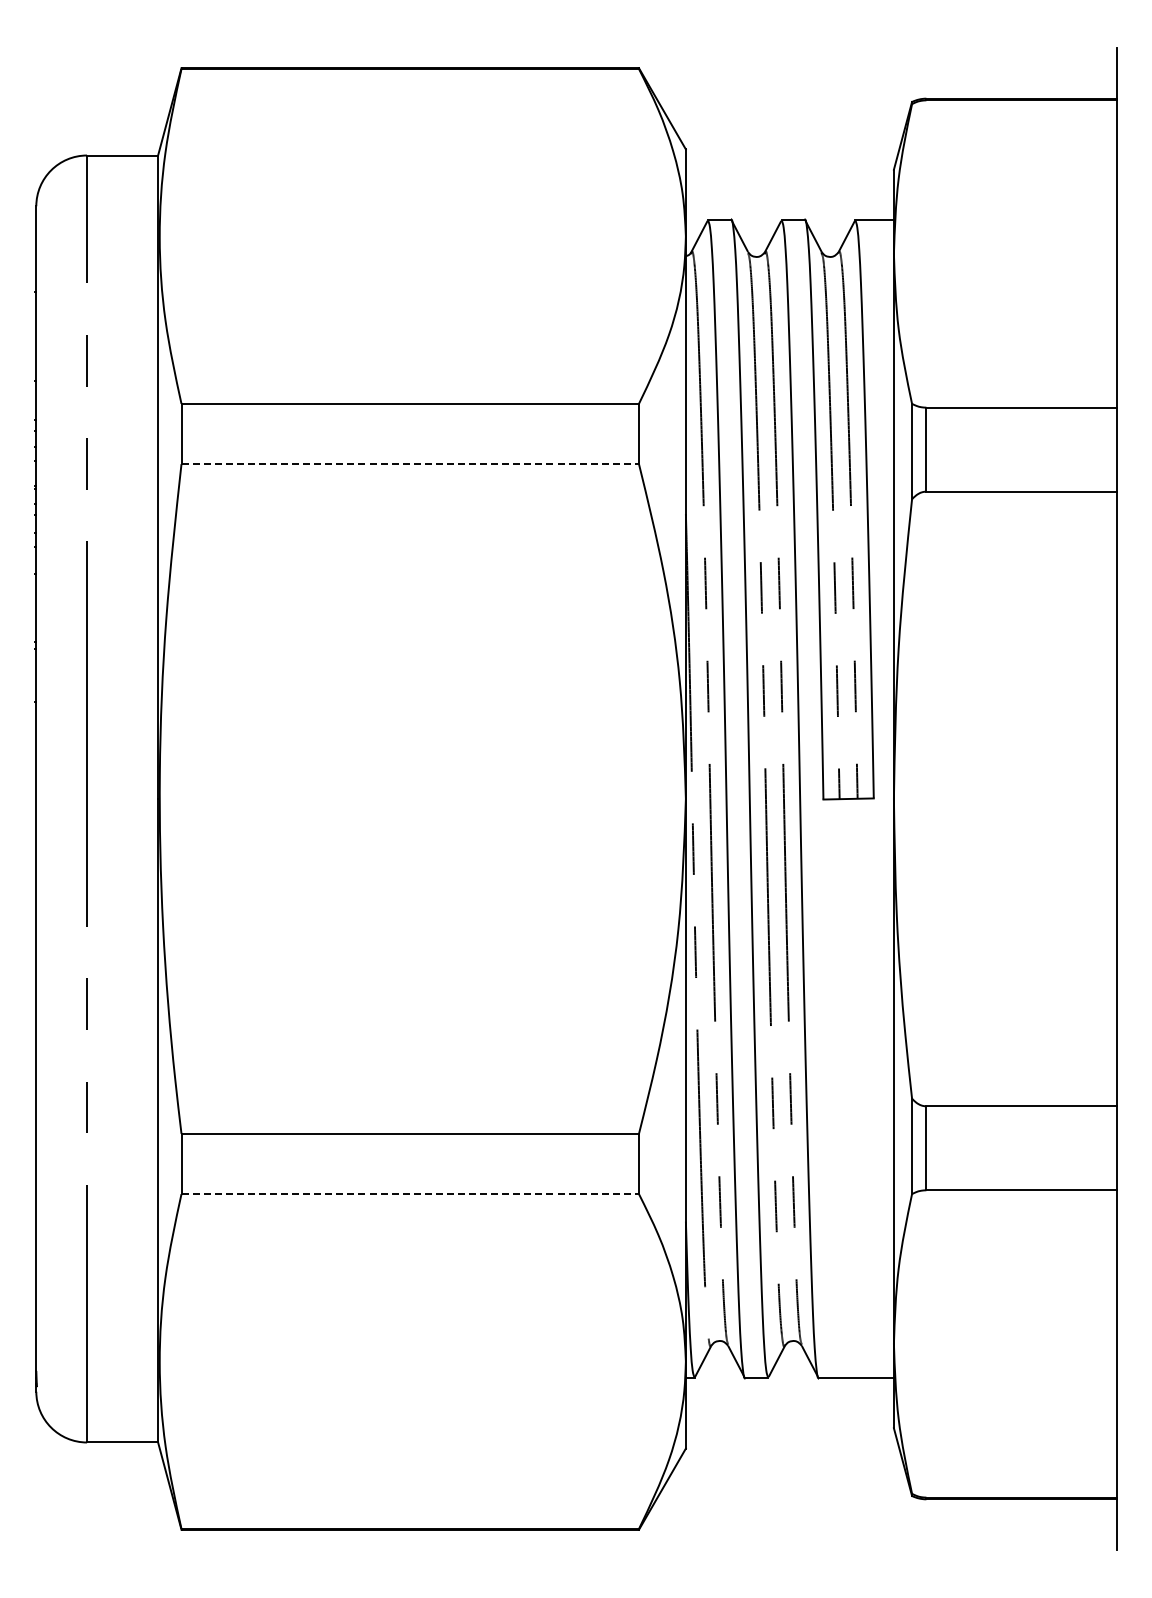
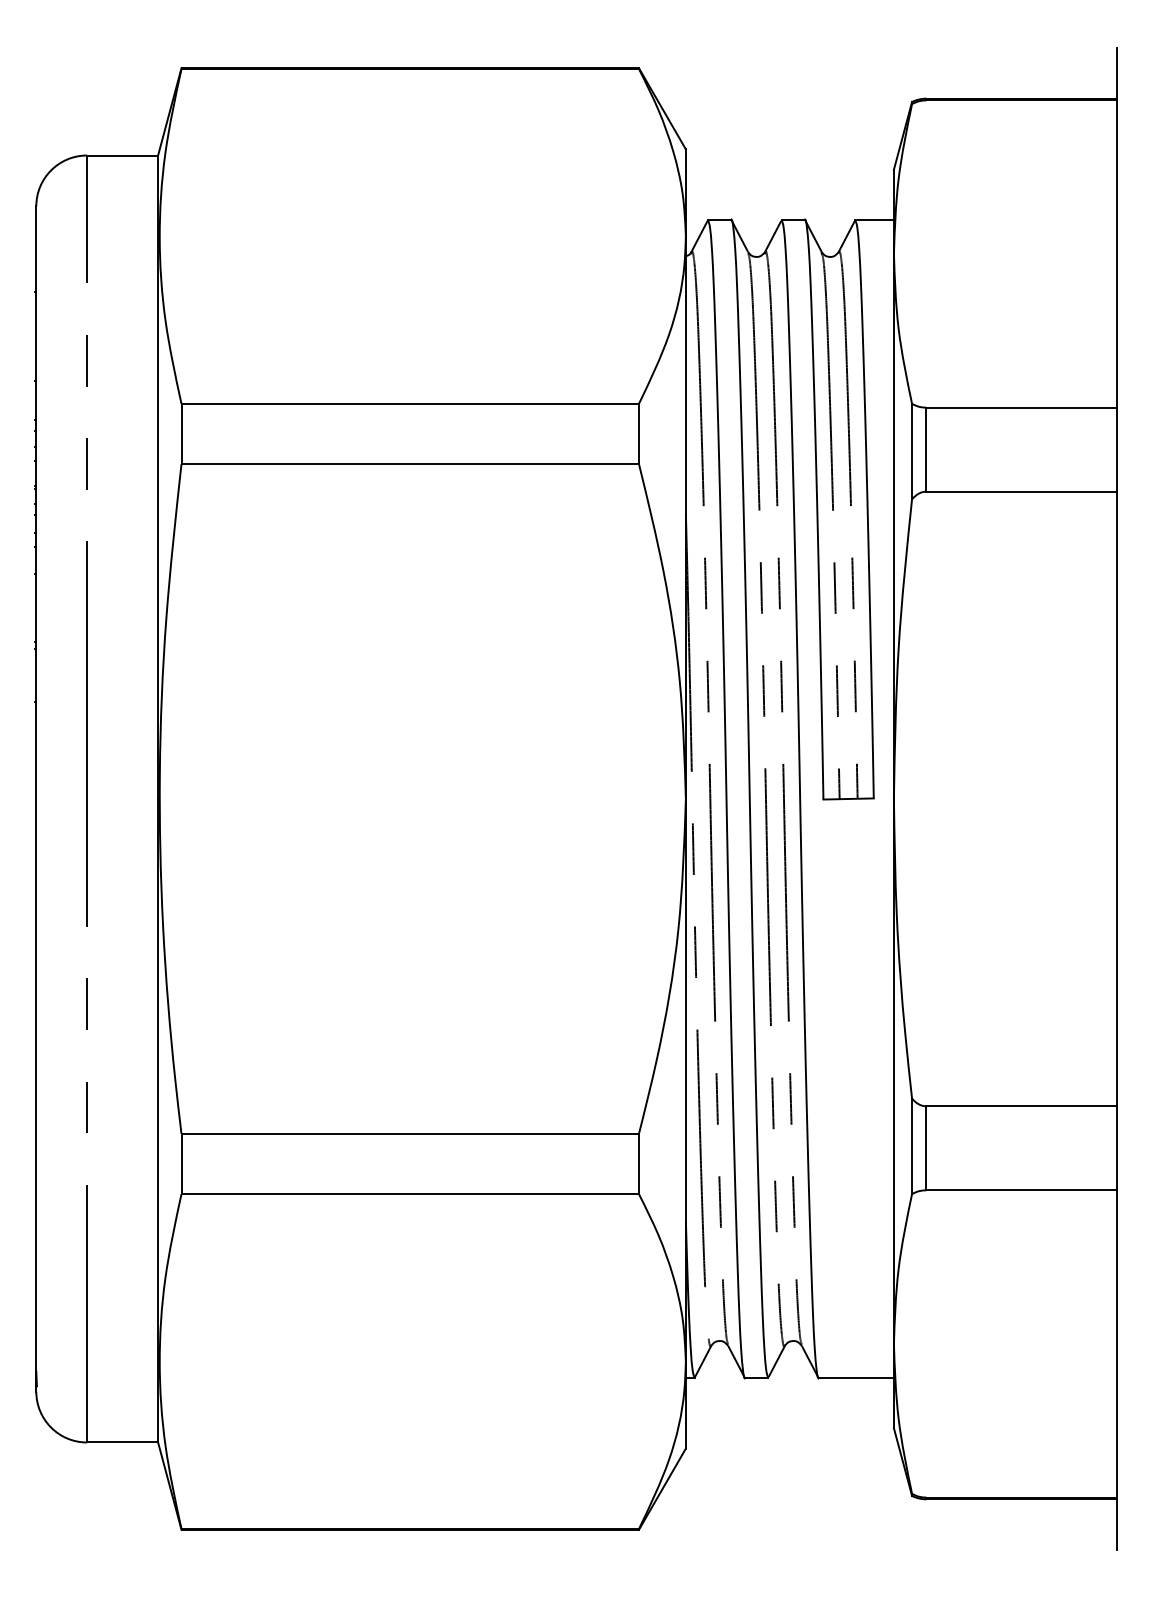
line: dashed -> solid (410, 464)
line: dashed -> solid (410, 1194)
